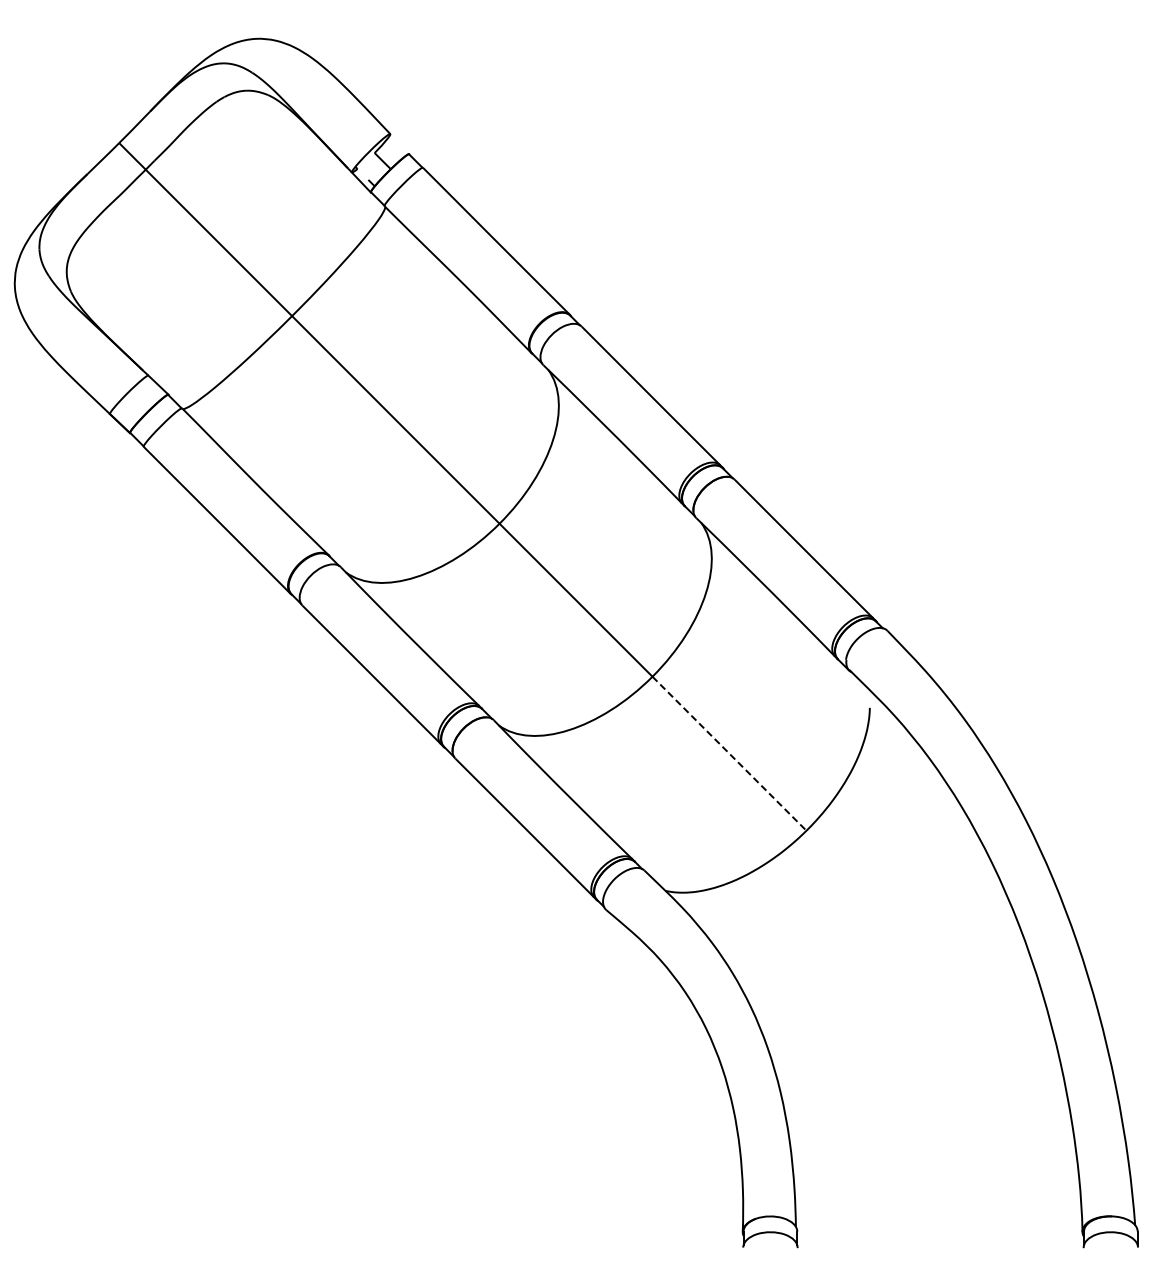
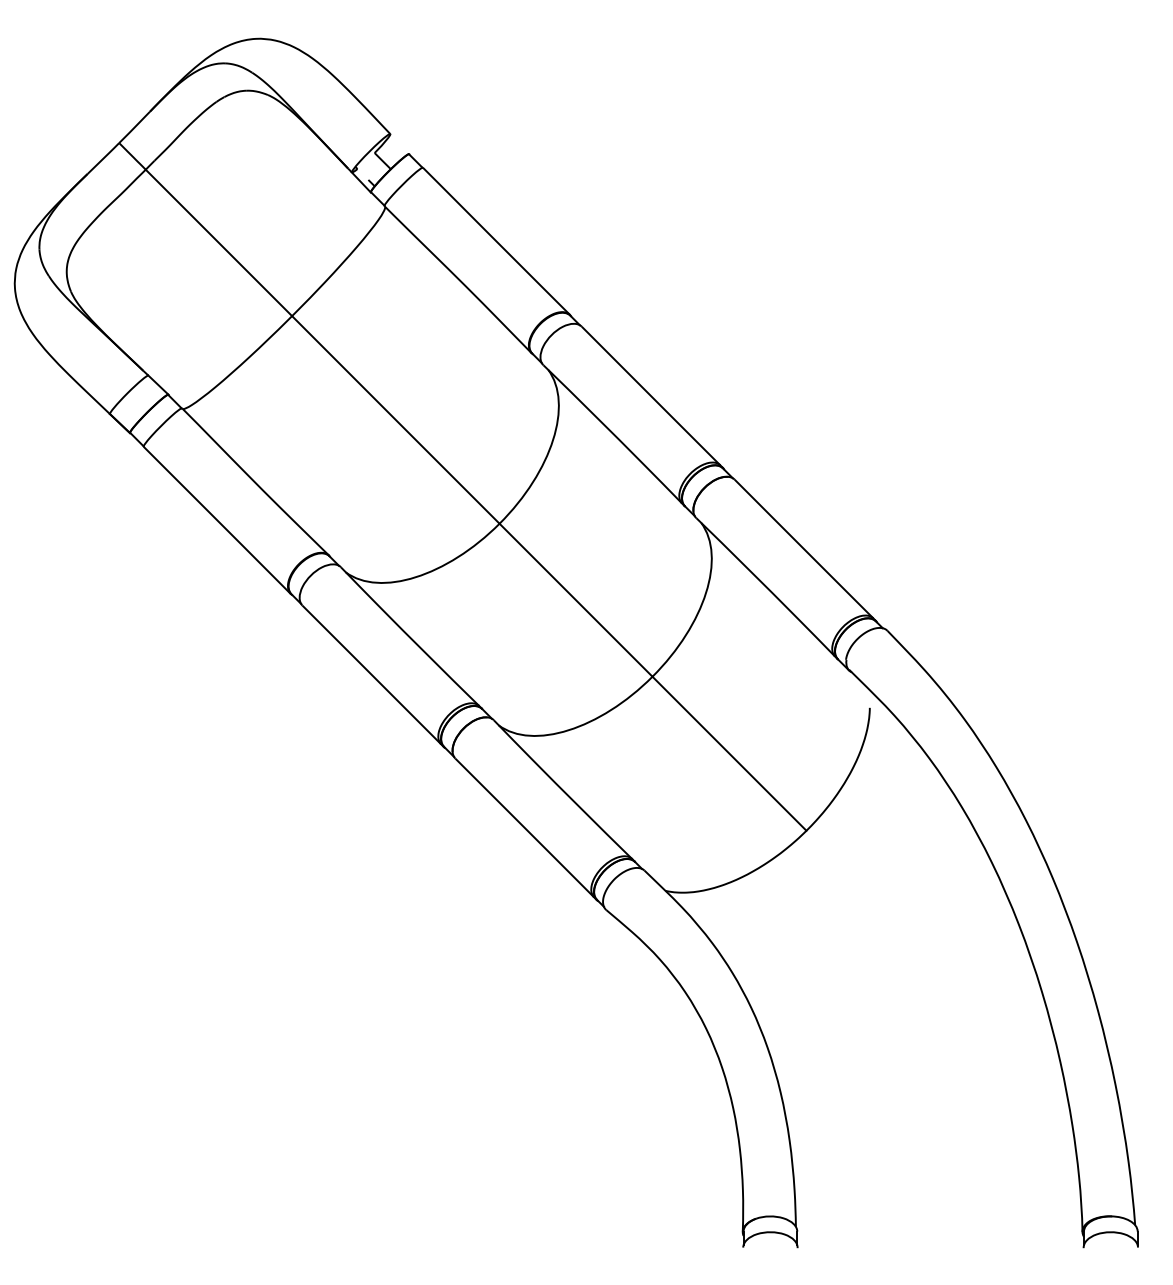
line: dashed -> solid (729, 753)
